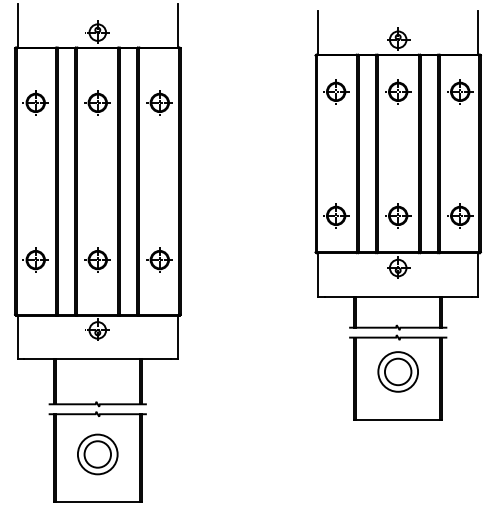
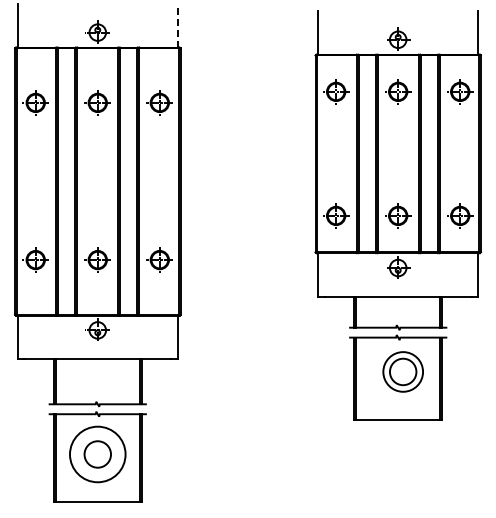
line: solid -> dashed (178, 25)
part position: (397, 371) -> (402, 371) (402, 371)
circle diameter: 40 px -> 56 px (97, 454)
